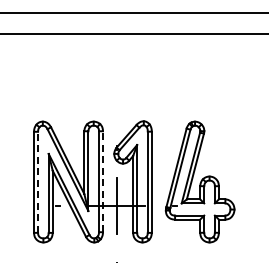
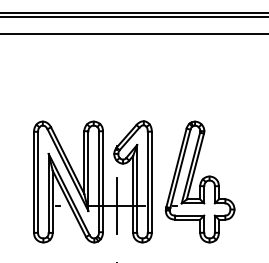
line: none -> present (133, 16)
line: dashed -> solid (38, 181)
line: dashed -> solid (103, 181)
